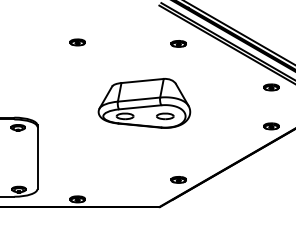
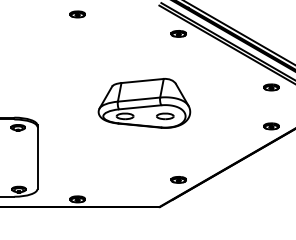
part position: (77, 42) -> (77, 14) (77, 14)
part position: (178, 43) -> (178, 33) (178, 33)
